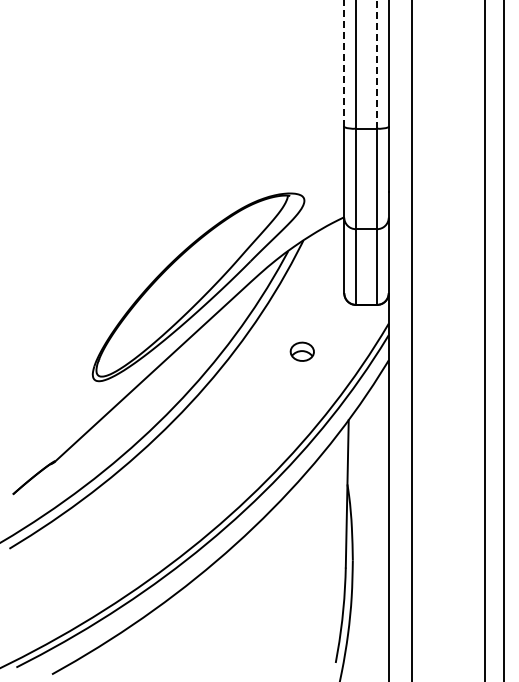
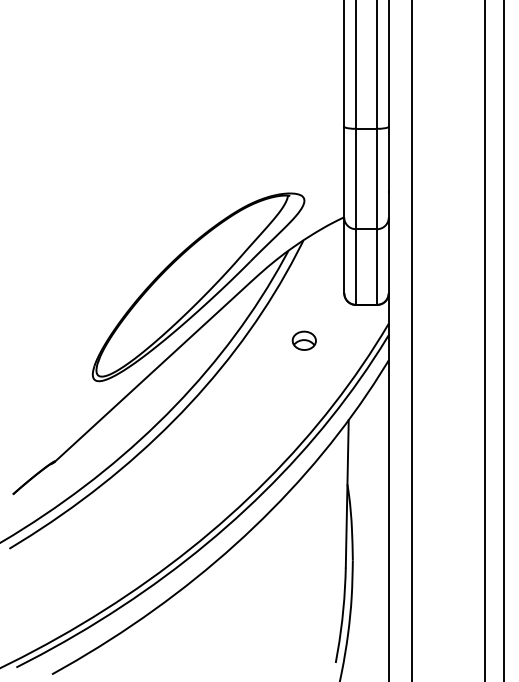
line: dashed -> solid (344, 63)
line: dashed -> solid (377, 64)
part position: (301, 351) -> (303, 340) (303, 340)
